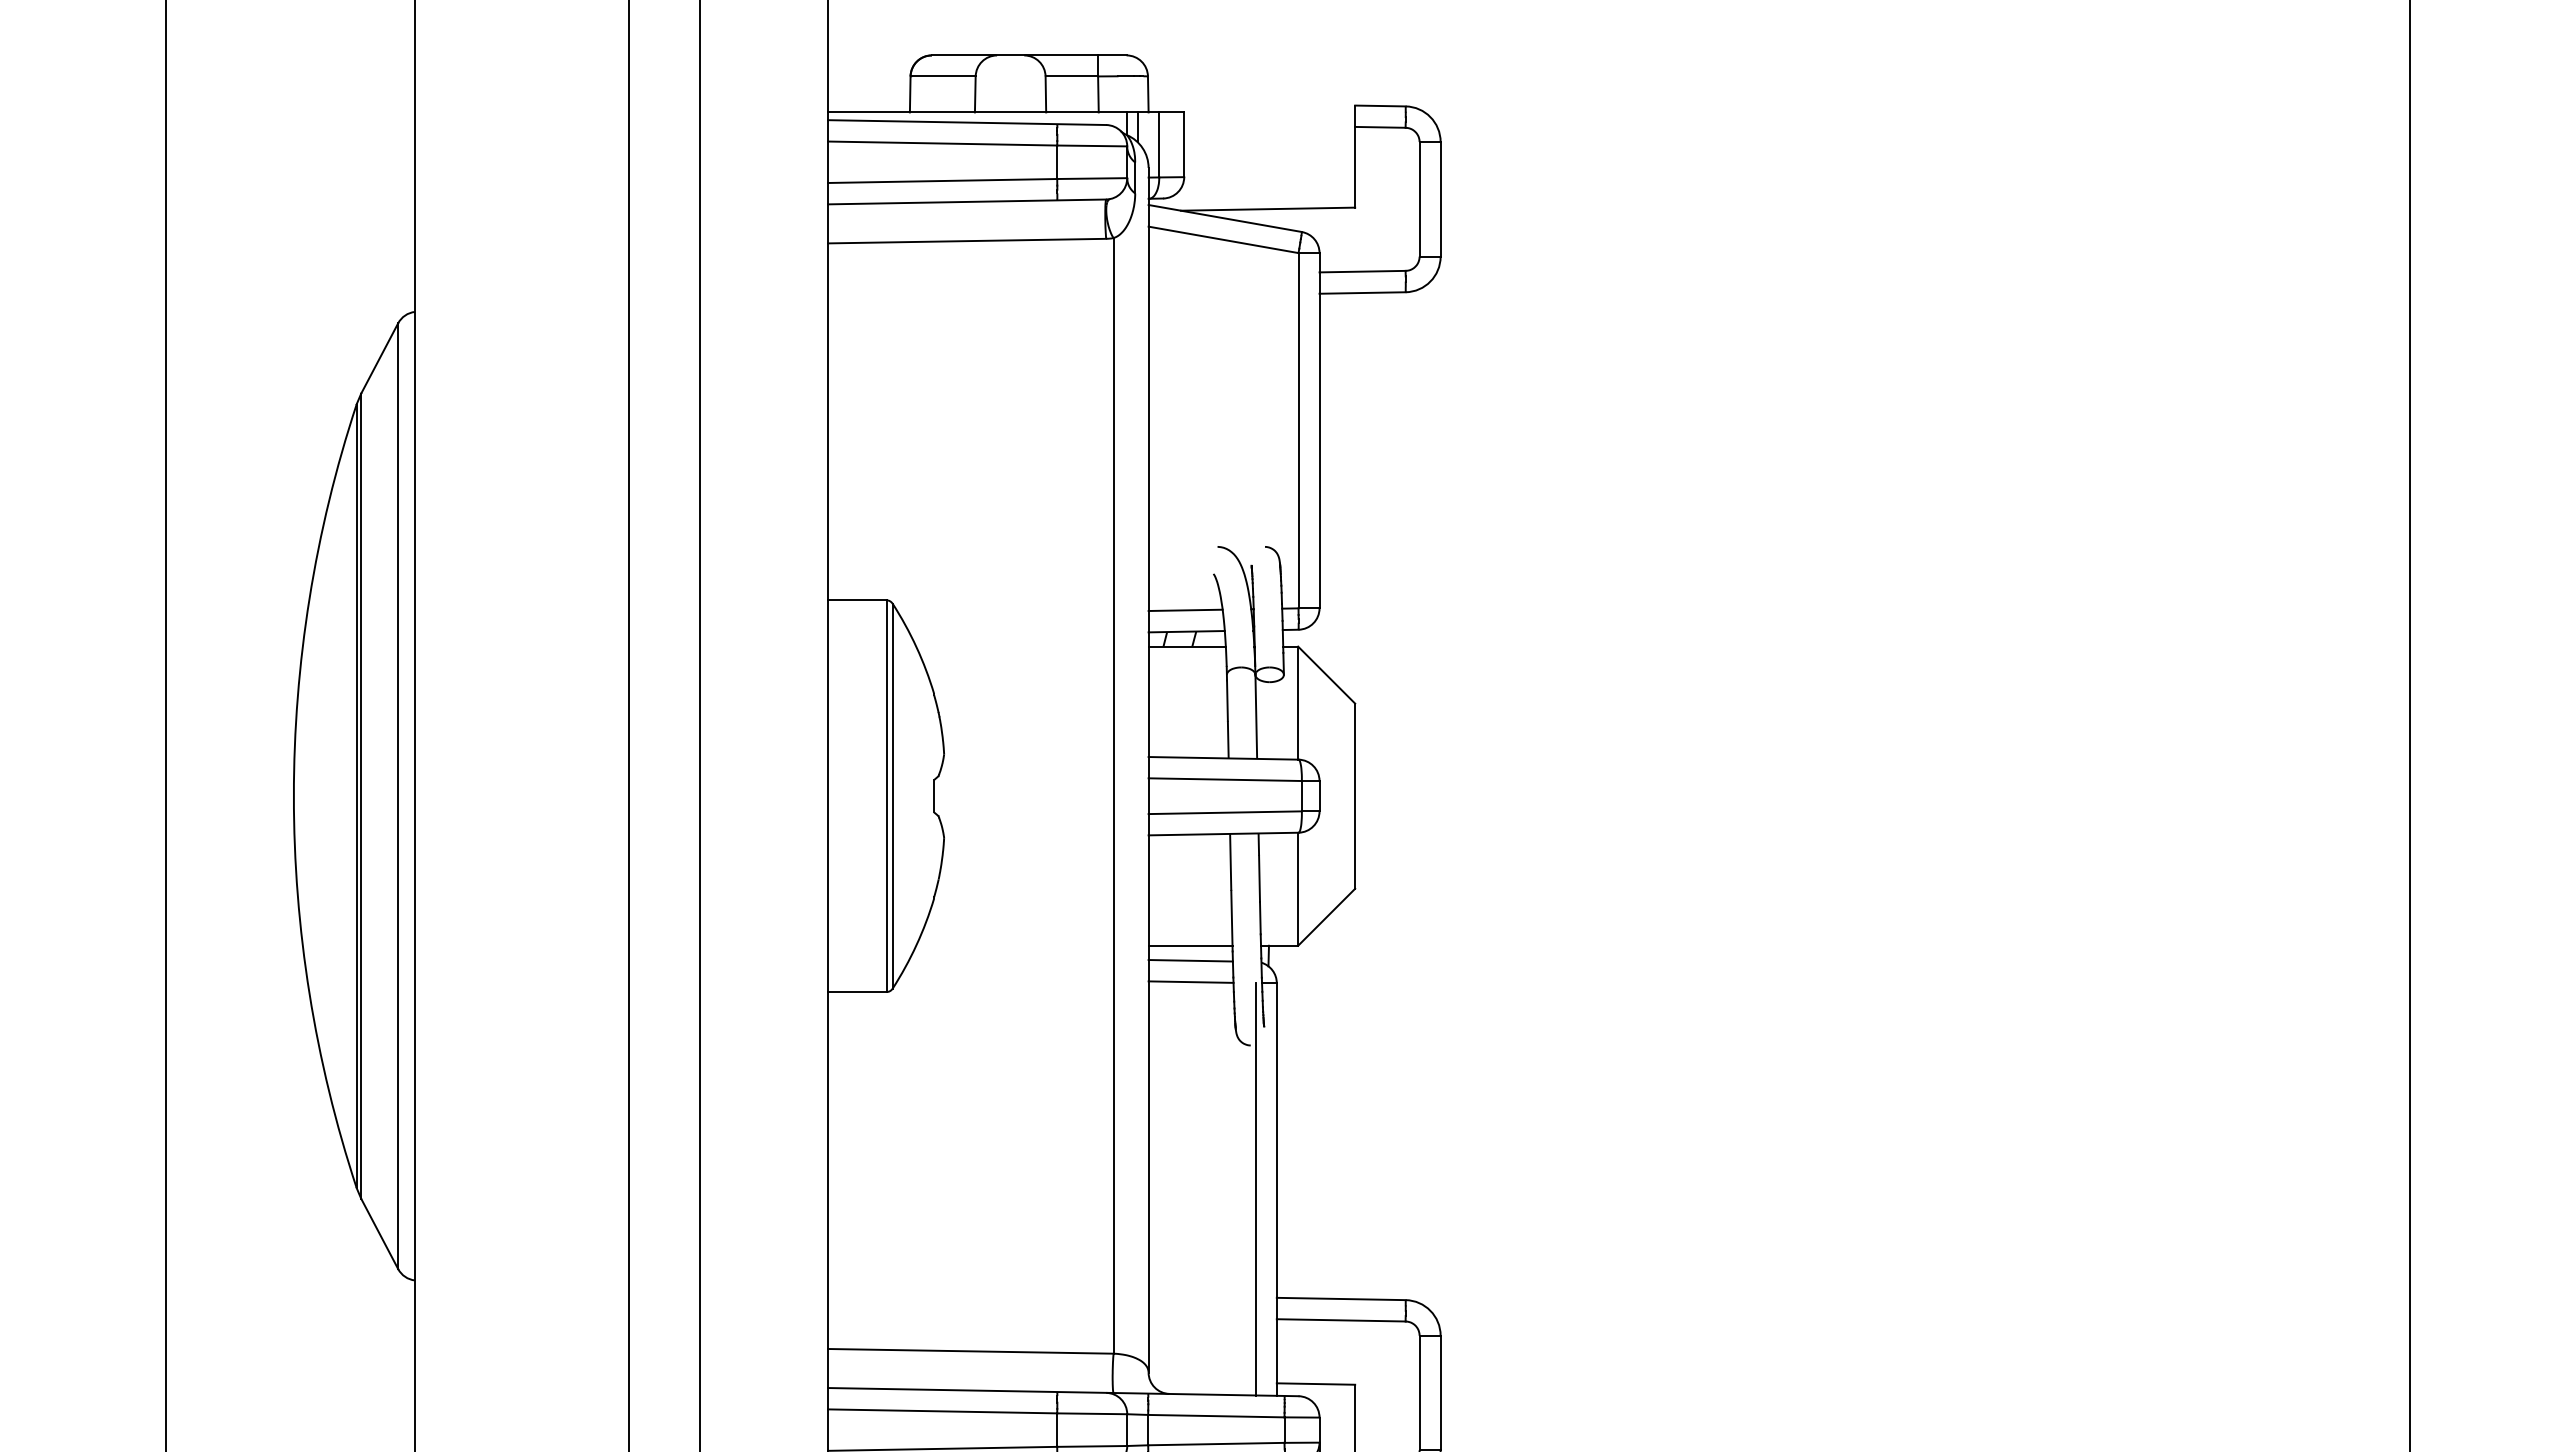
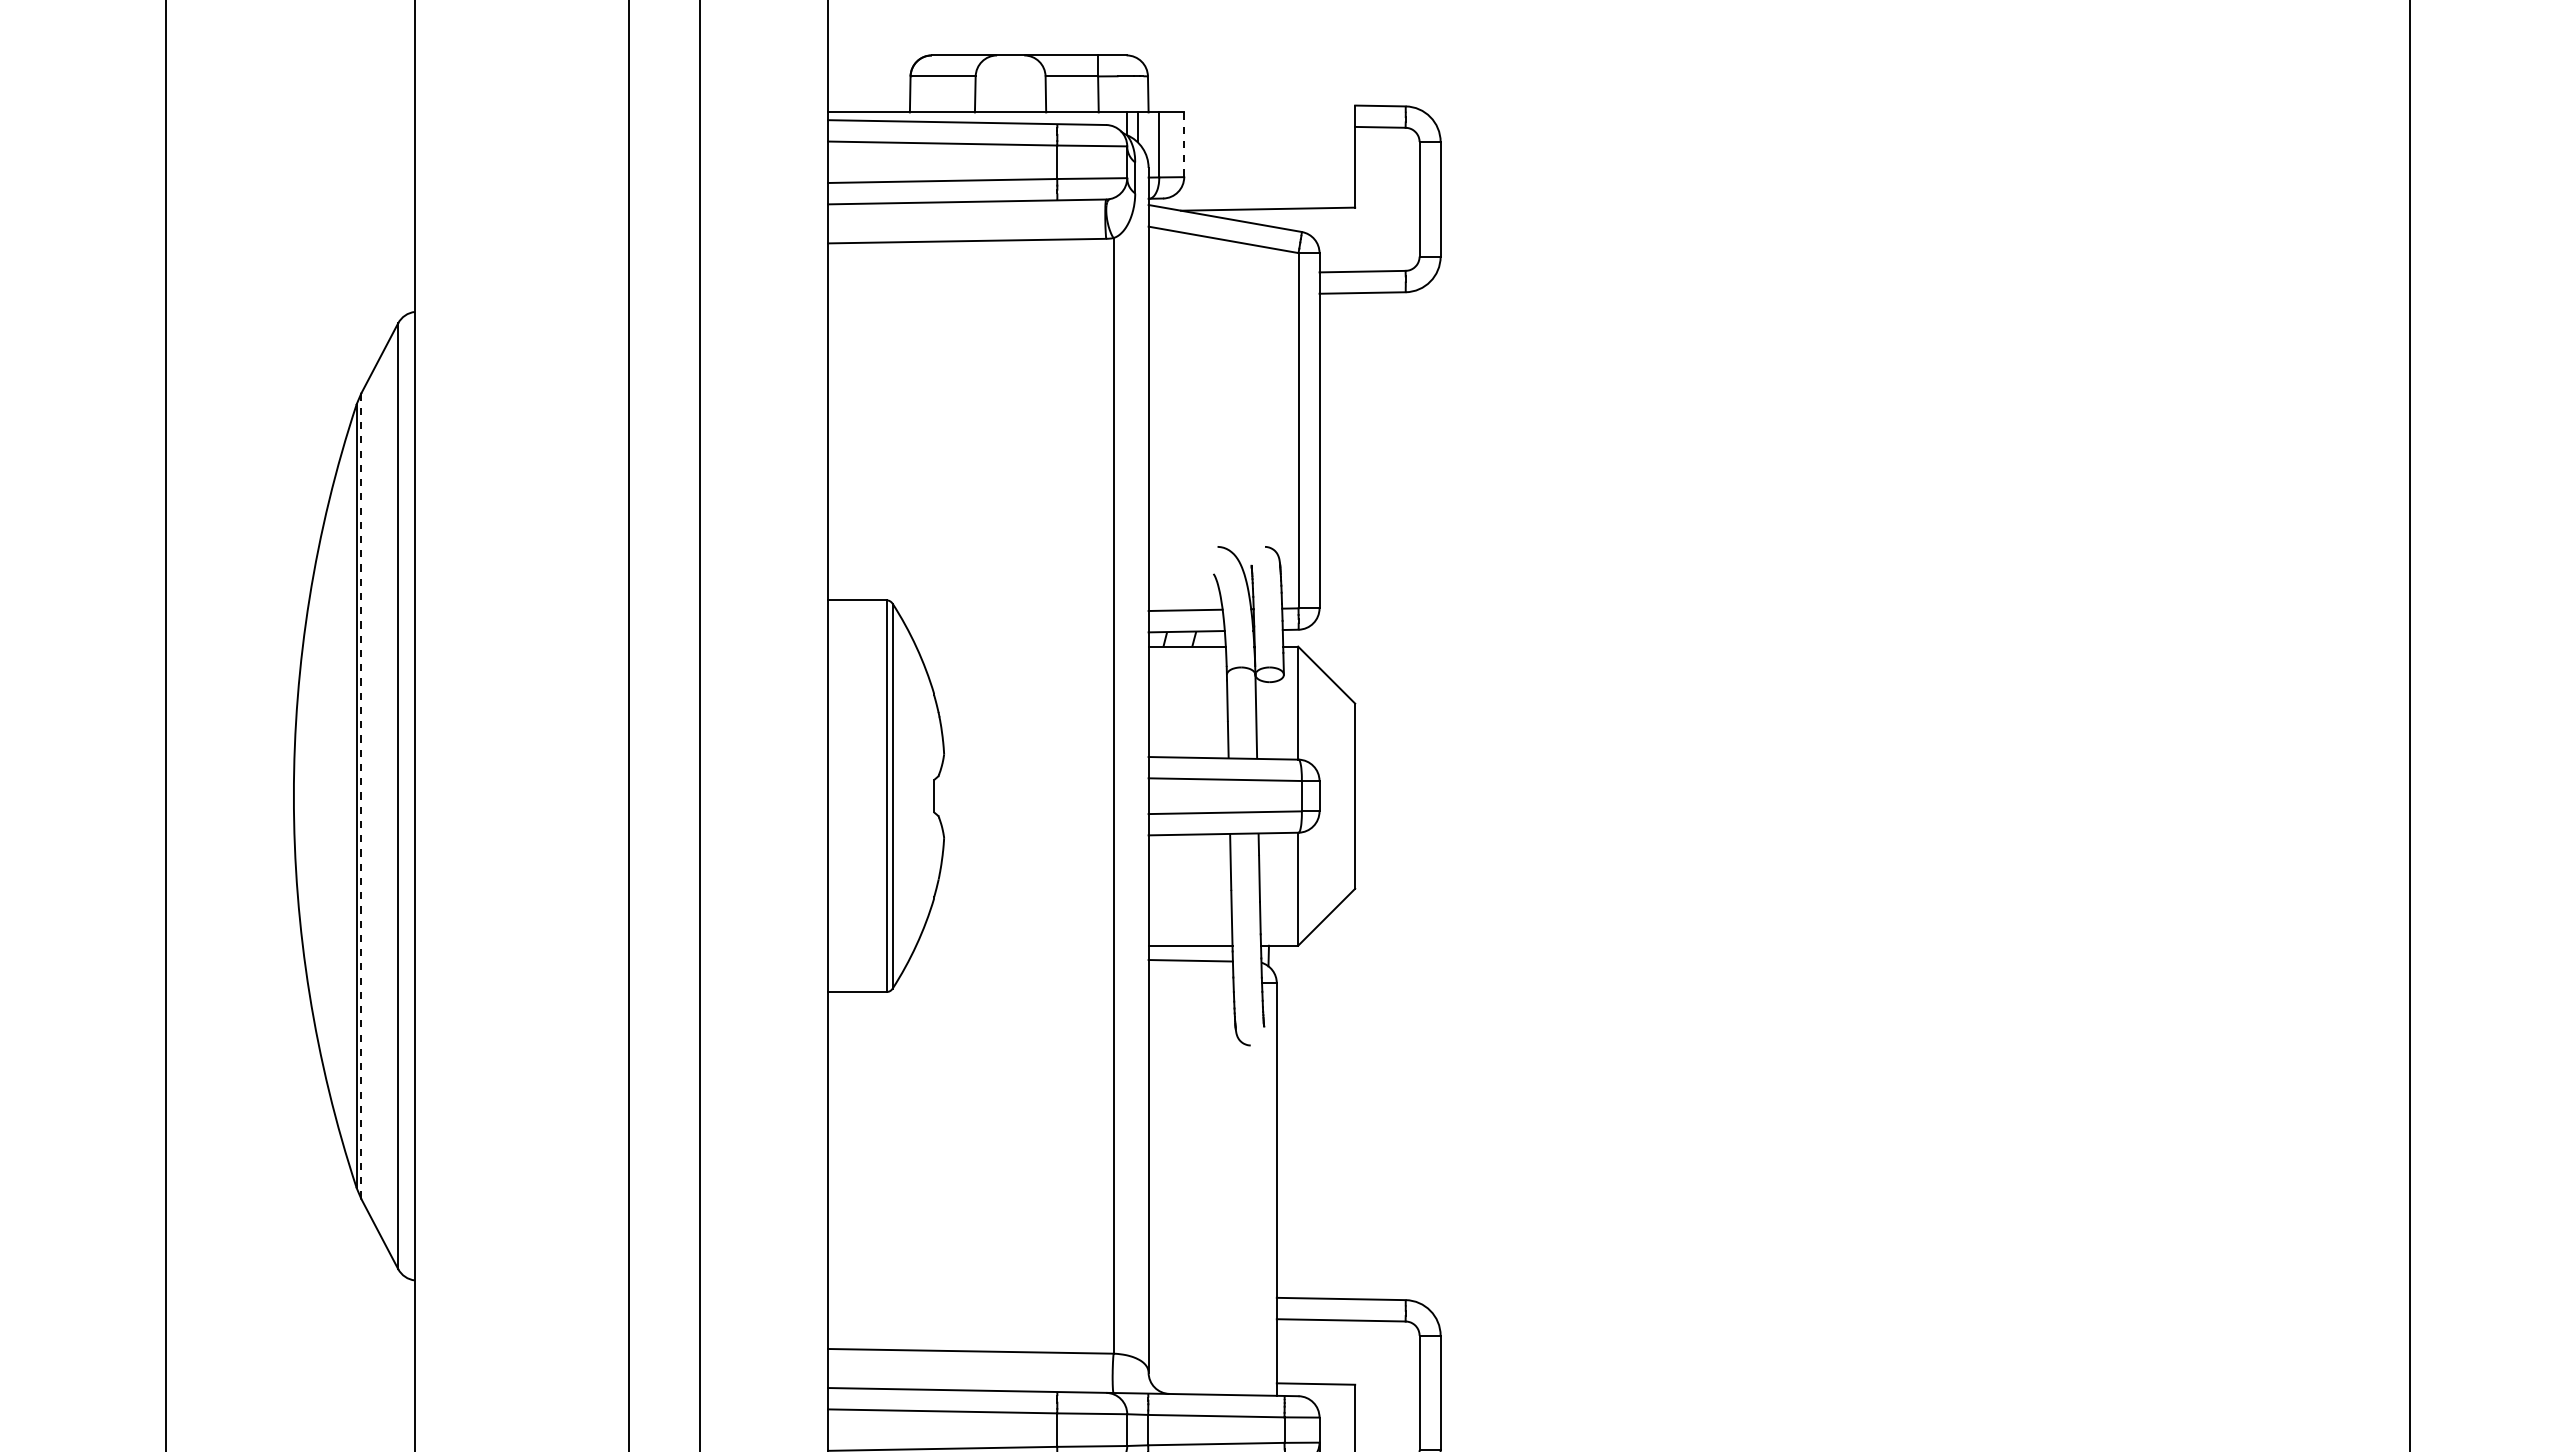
line: solid -> dashed (1184, 145)
line: solid -> dashed (361, 796)
line: present -> none (1190, 981)
line: present -> none (1255, 1189)
